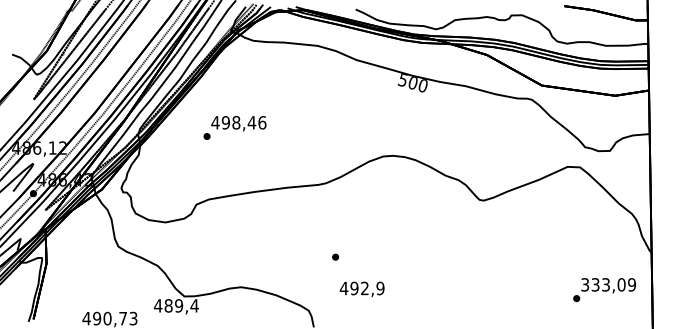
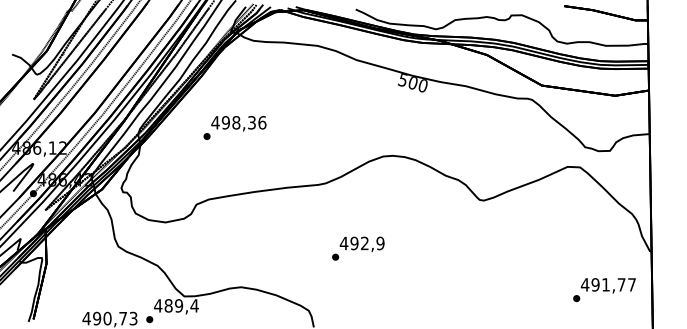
text: 498,46 -> 498,36 (251, 122)
text: 333,09 -> 491,77 (608, 284)
text position: (361, 289) -> (361, 244) (361, 244)
part: none -> present (149, 319)
